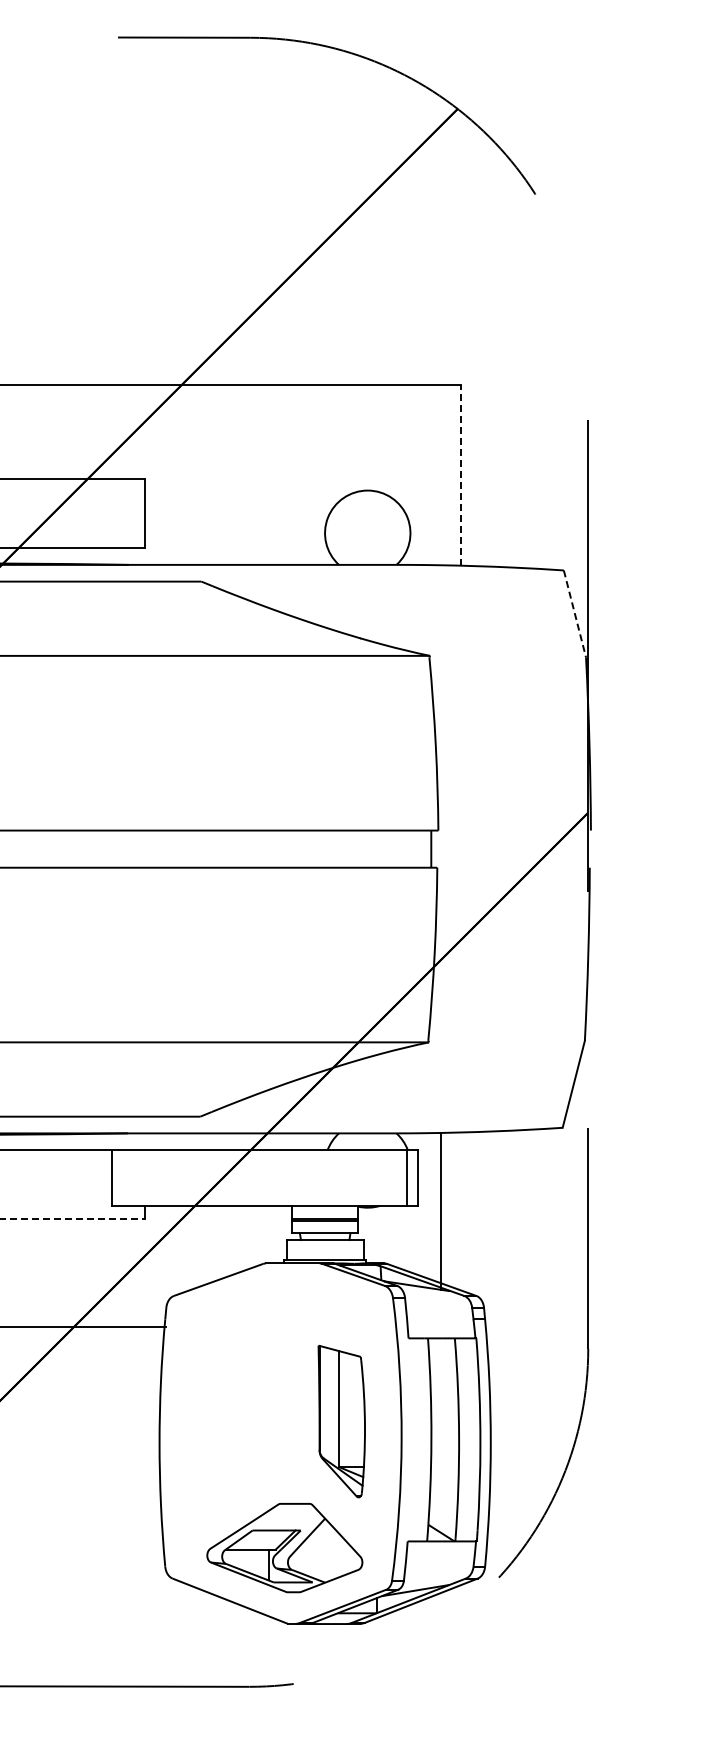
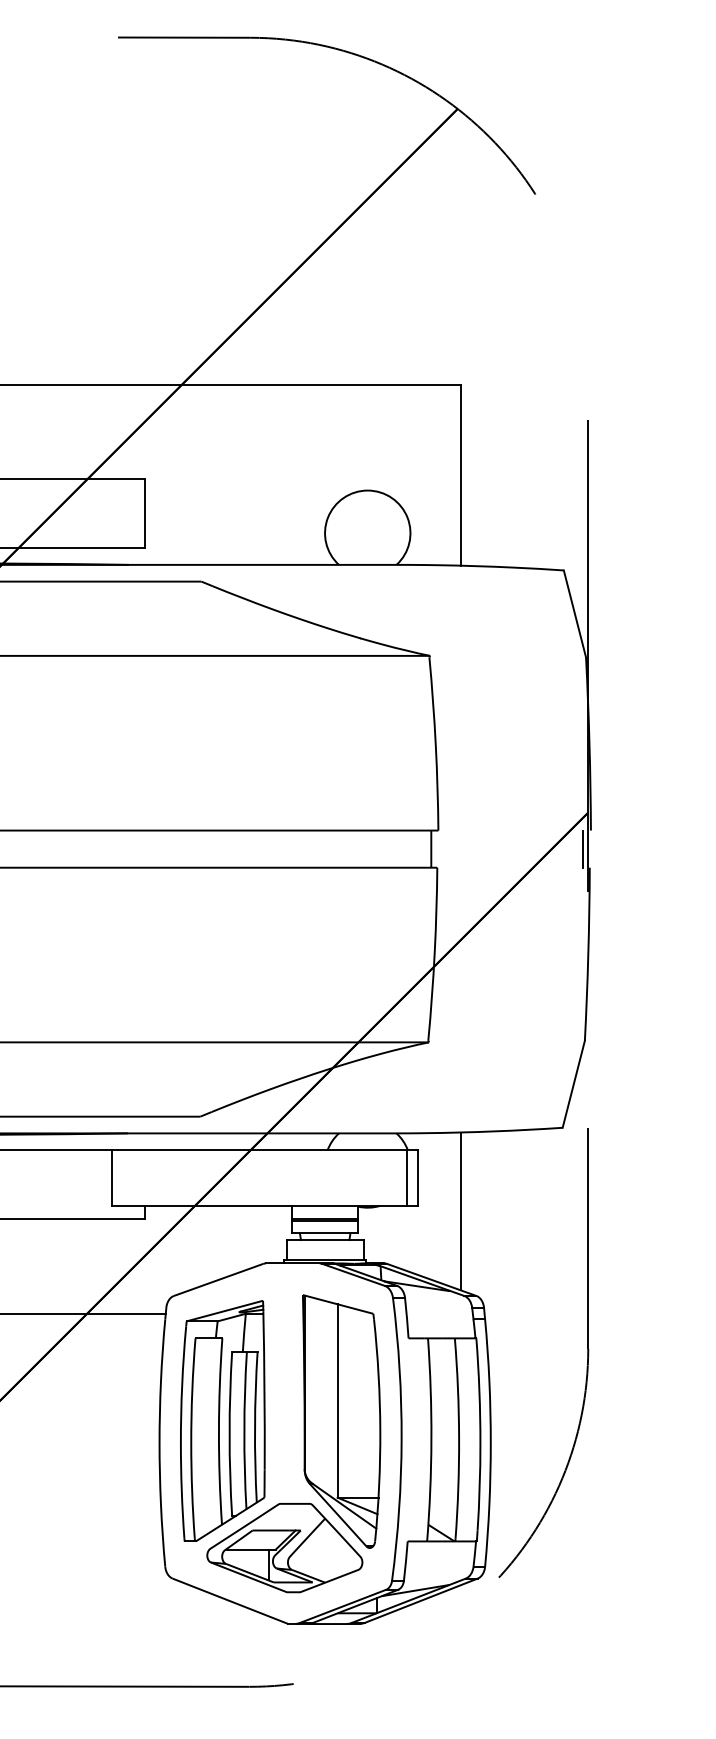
line: dashed -> solid (460, 475)
line: dashed -> solid (574, 613)
line: none -> present (582, 848)
line position: (440, 1211) -> (460, 1211) (460, 1211)
line: dashed -> solid (72, 1218)
line position: (83, 1326) -> (83, 1313) (83, 1313)
part: none -> present (222, 1420)
part size: 49x154 px -> 80x255 px (341, 1421)
